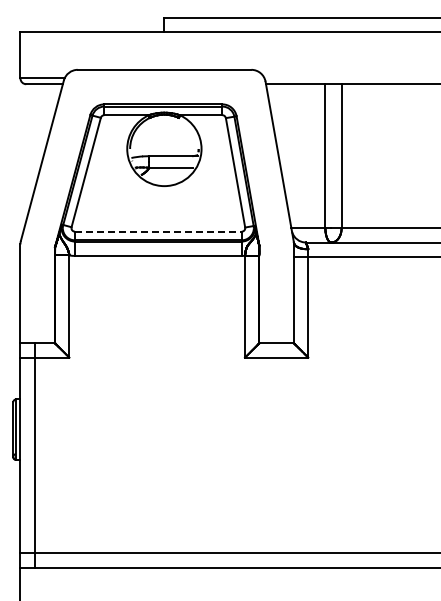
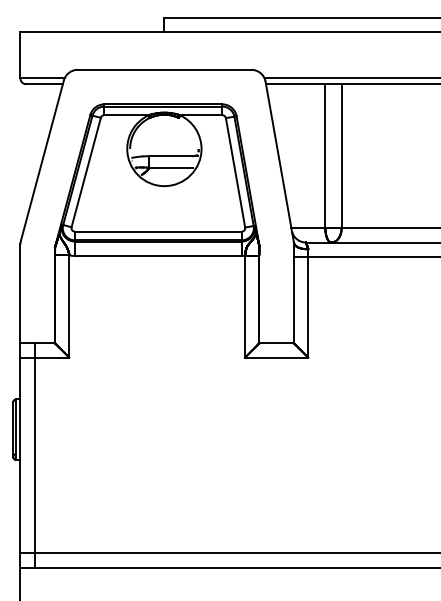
line: none -> present (350, 78)
line: dashed -> solid (158, 231)
